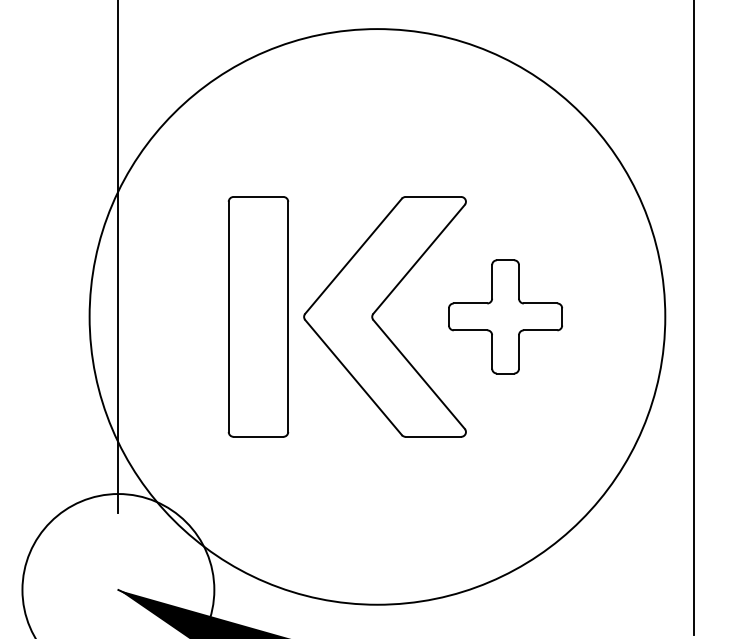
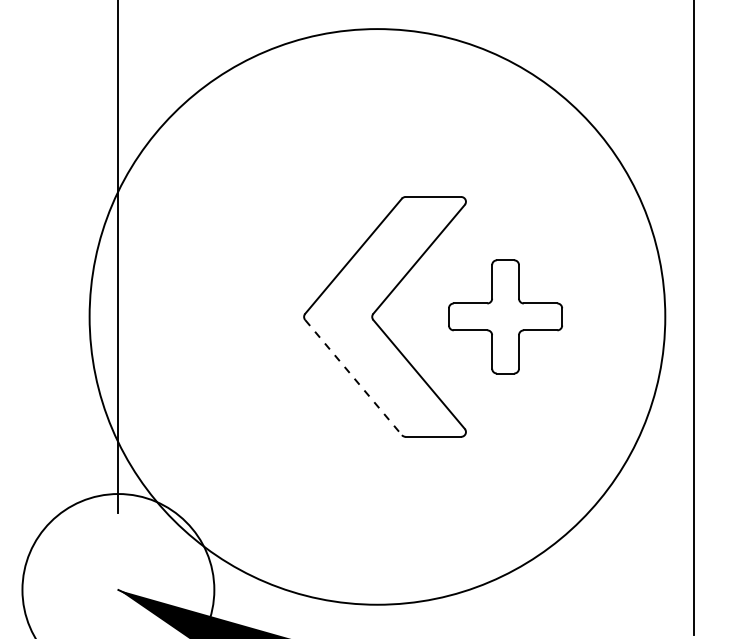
part: present -> none (258, 316)
line: solid -> dashed (353, 377)
